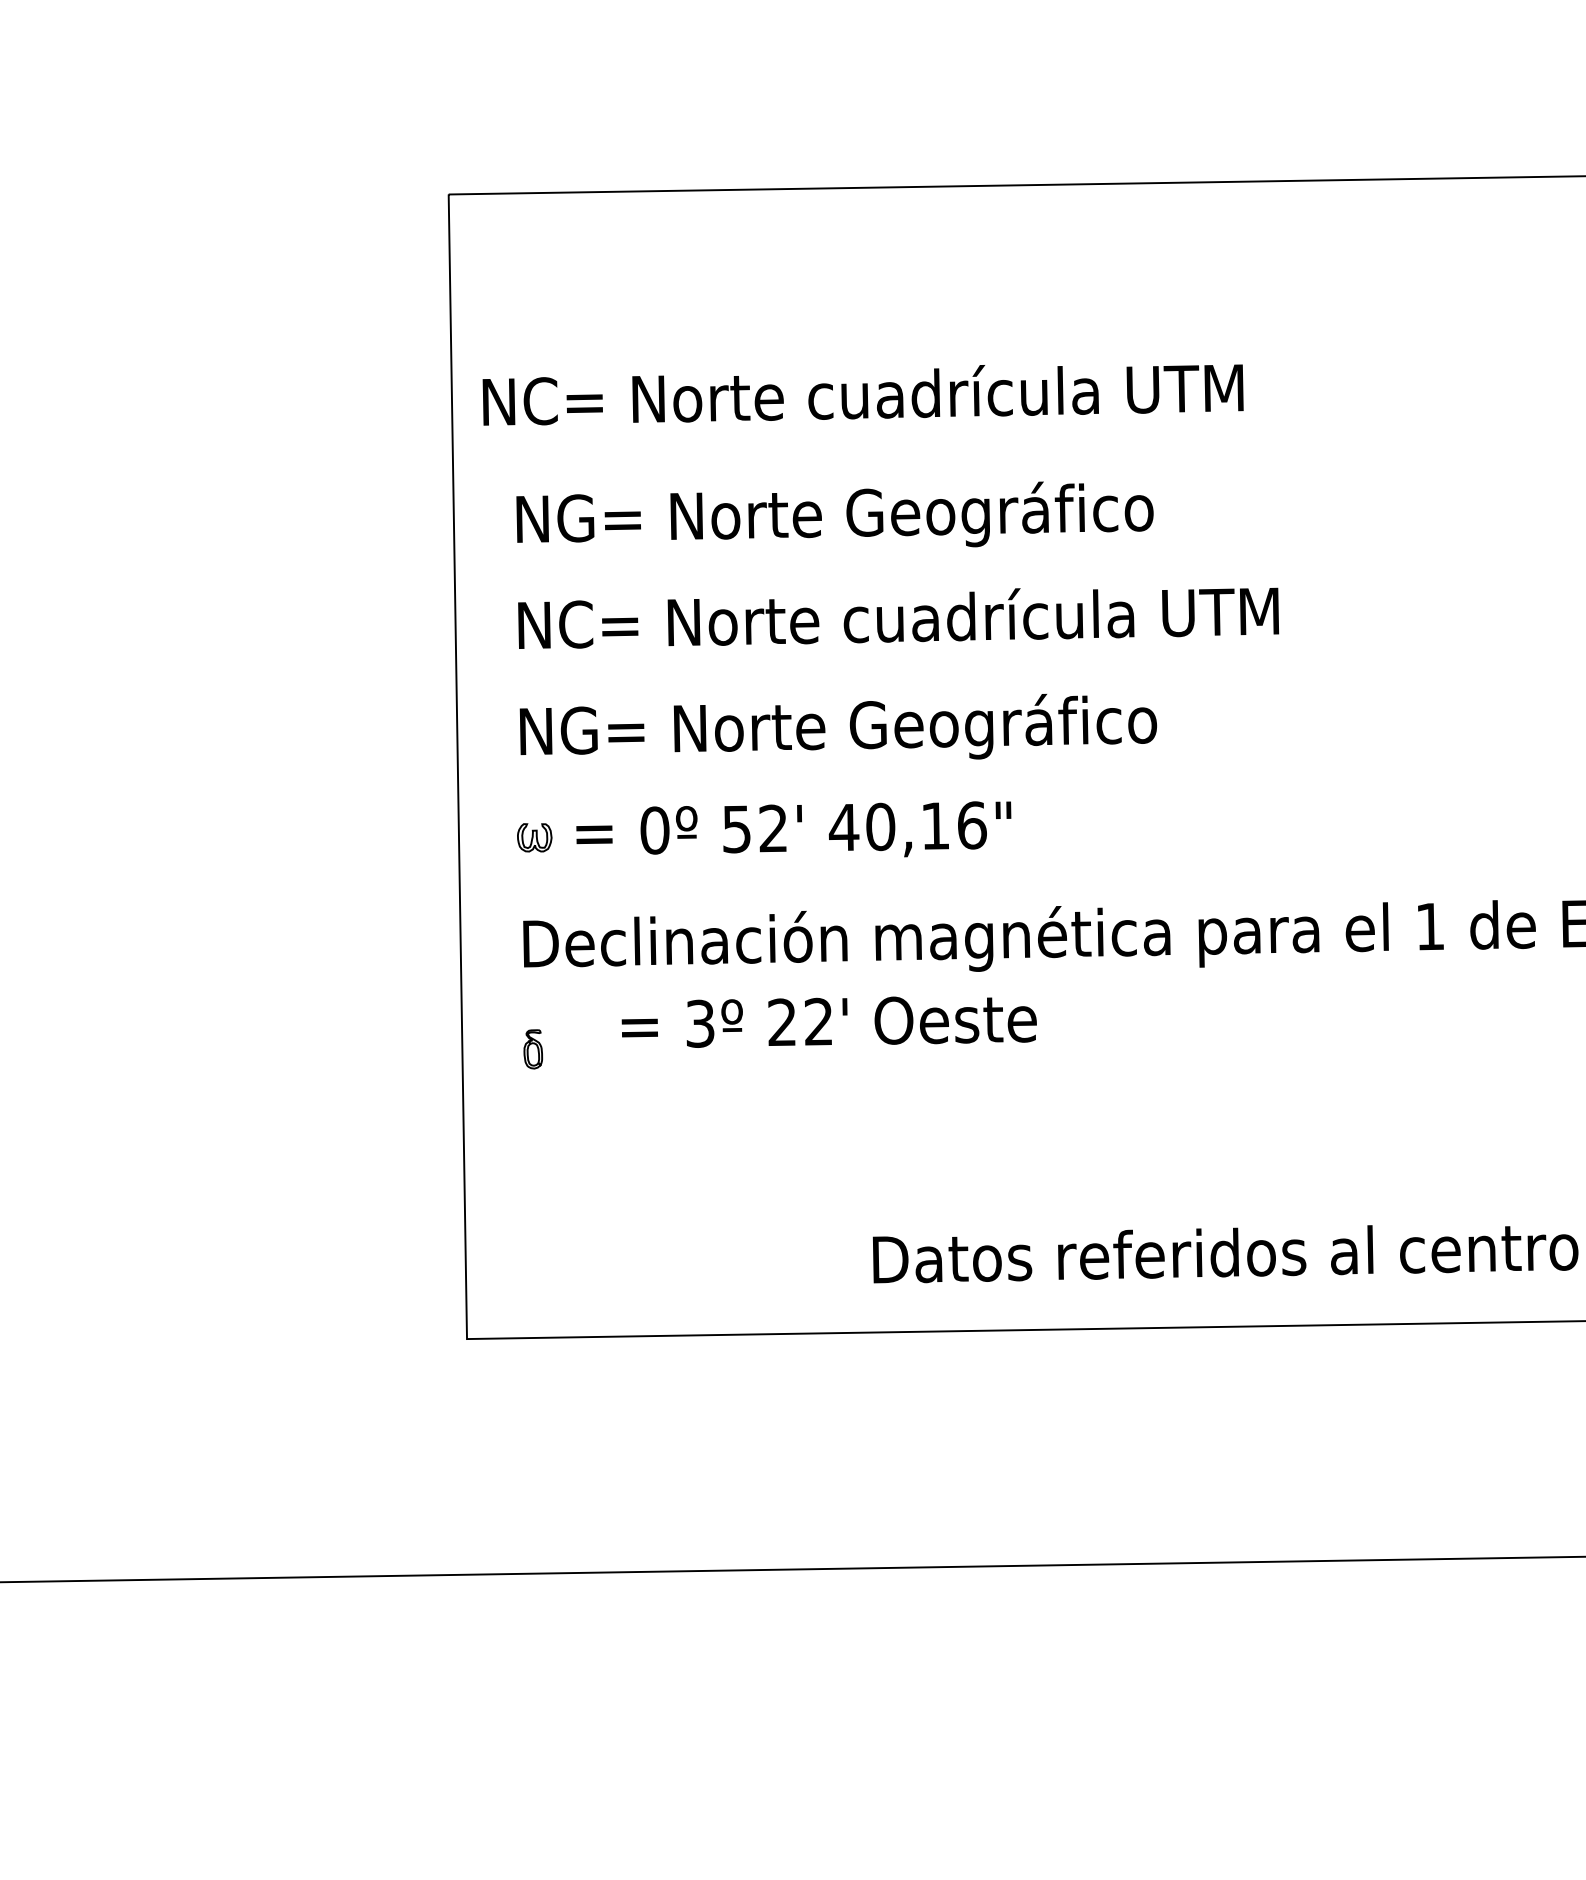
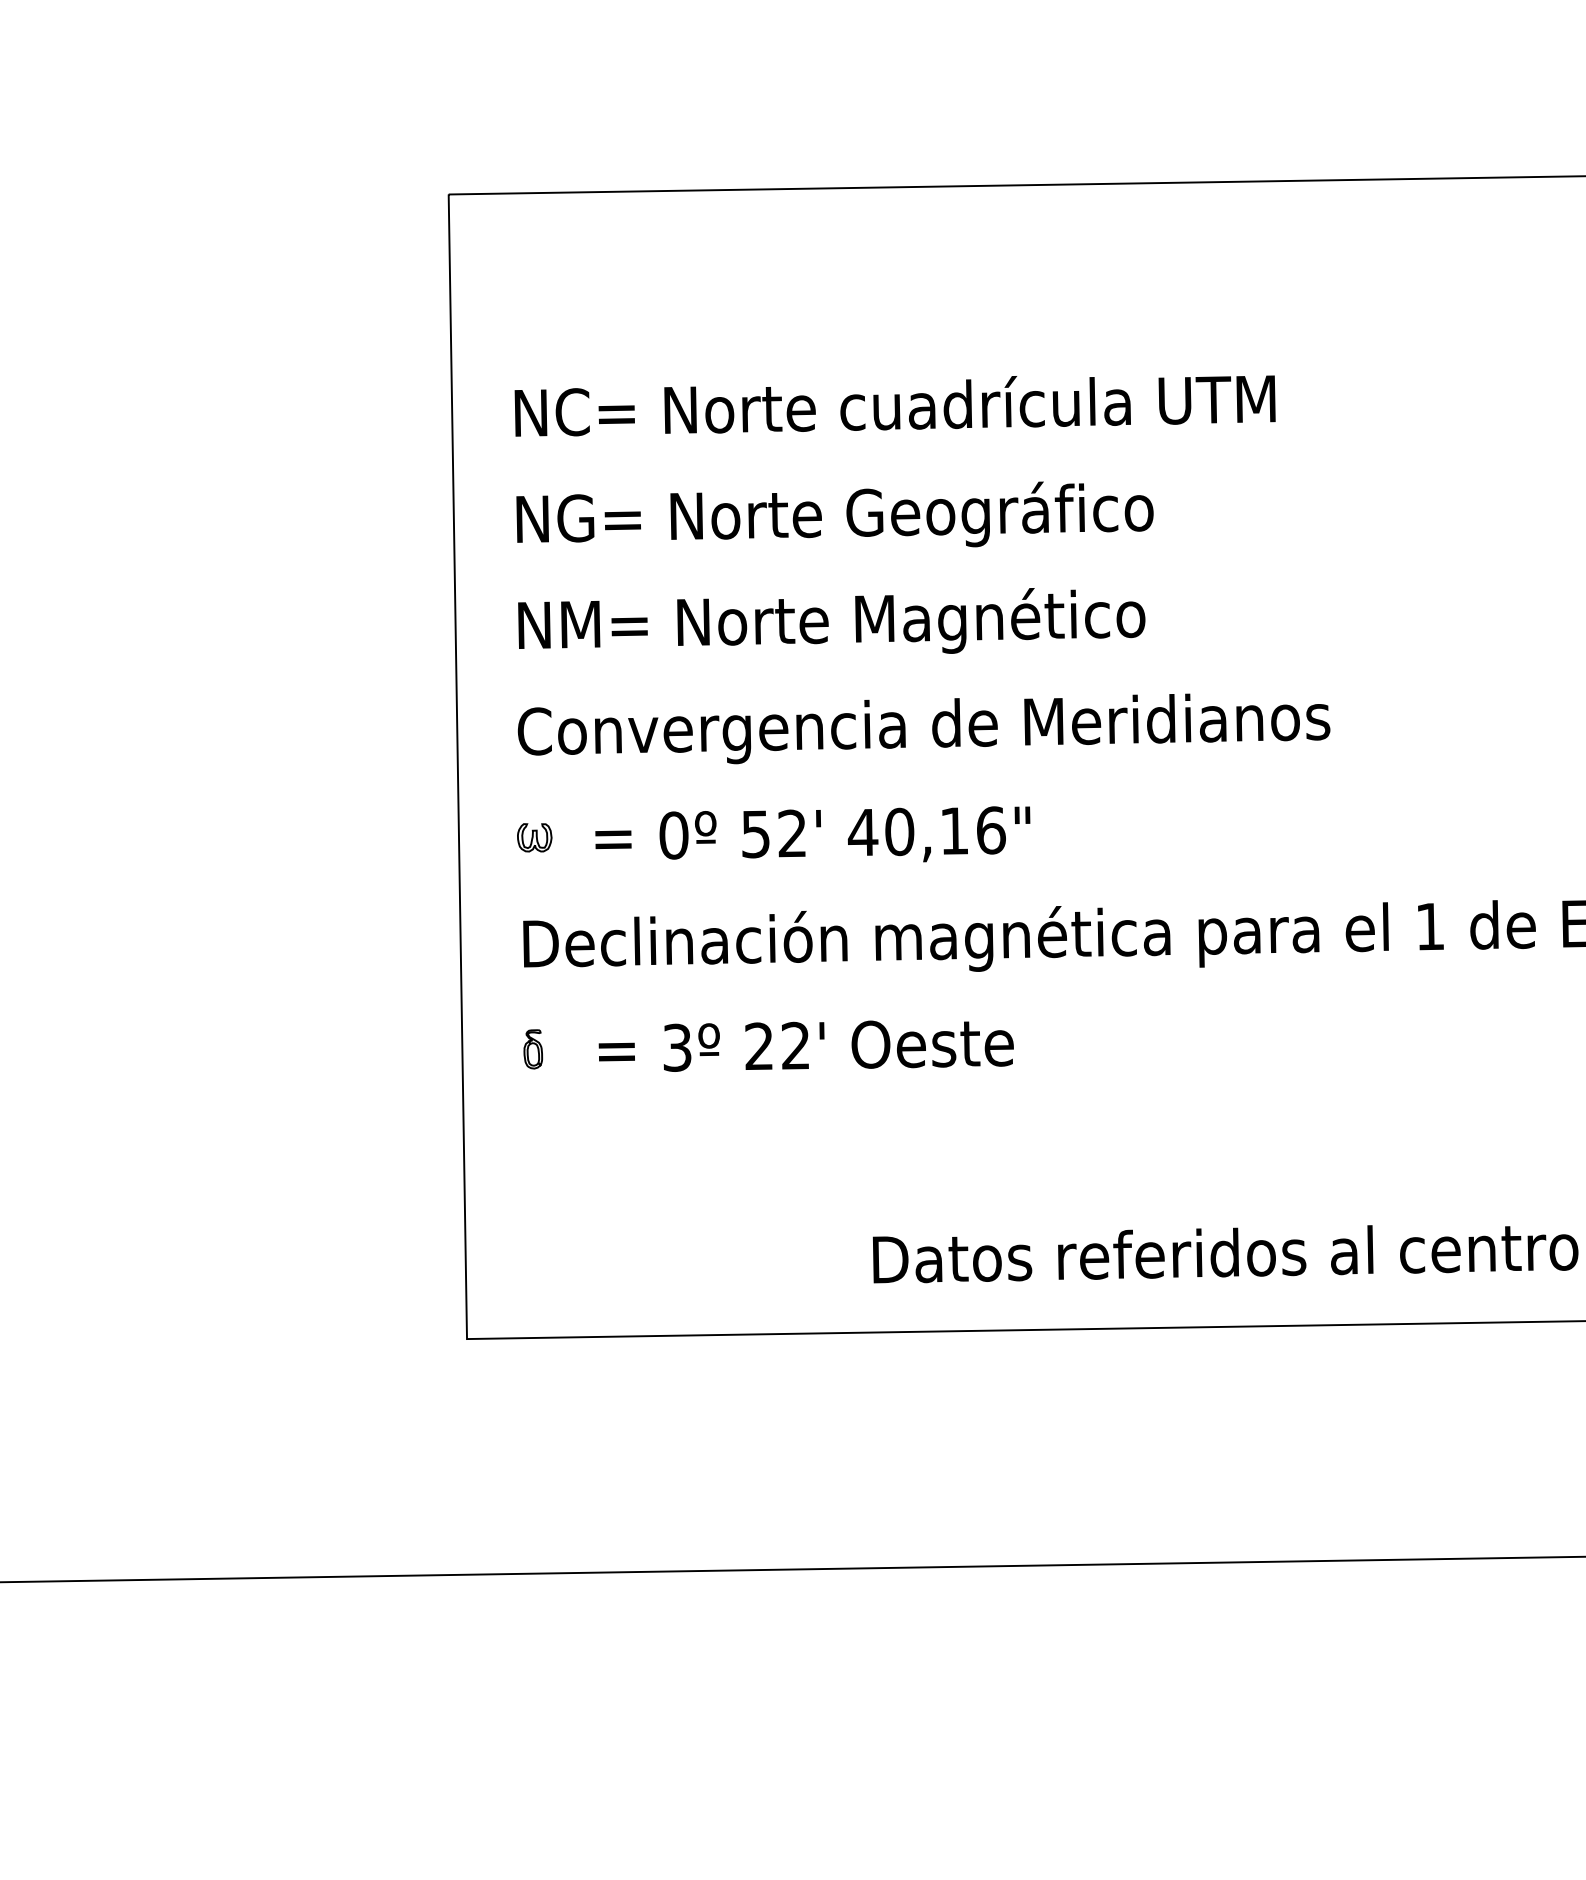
text position: (862, 394) -> (894, 405) (894, 405)
text: NC= Norte cuadrícula UTM -> NM= Norte Magnético (919, 620)
text: NG= Norte Geográfico -> Convergencia de Meridianos (923, 728)
text position: (793, 829) -> (812, 834) (812, 834)
text position: (828, 1021) -> (805, 1045) (805, 1045)
